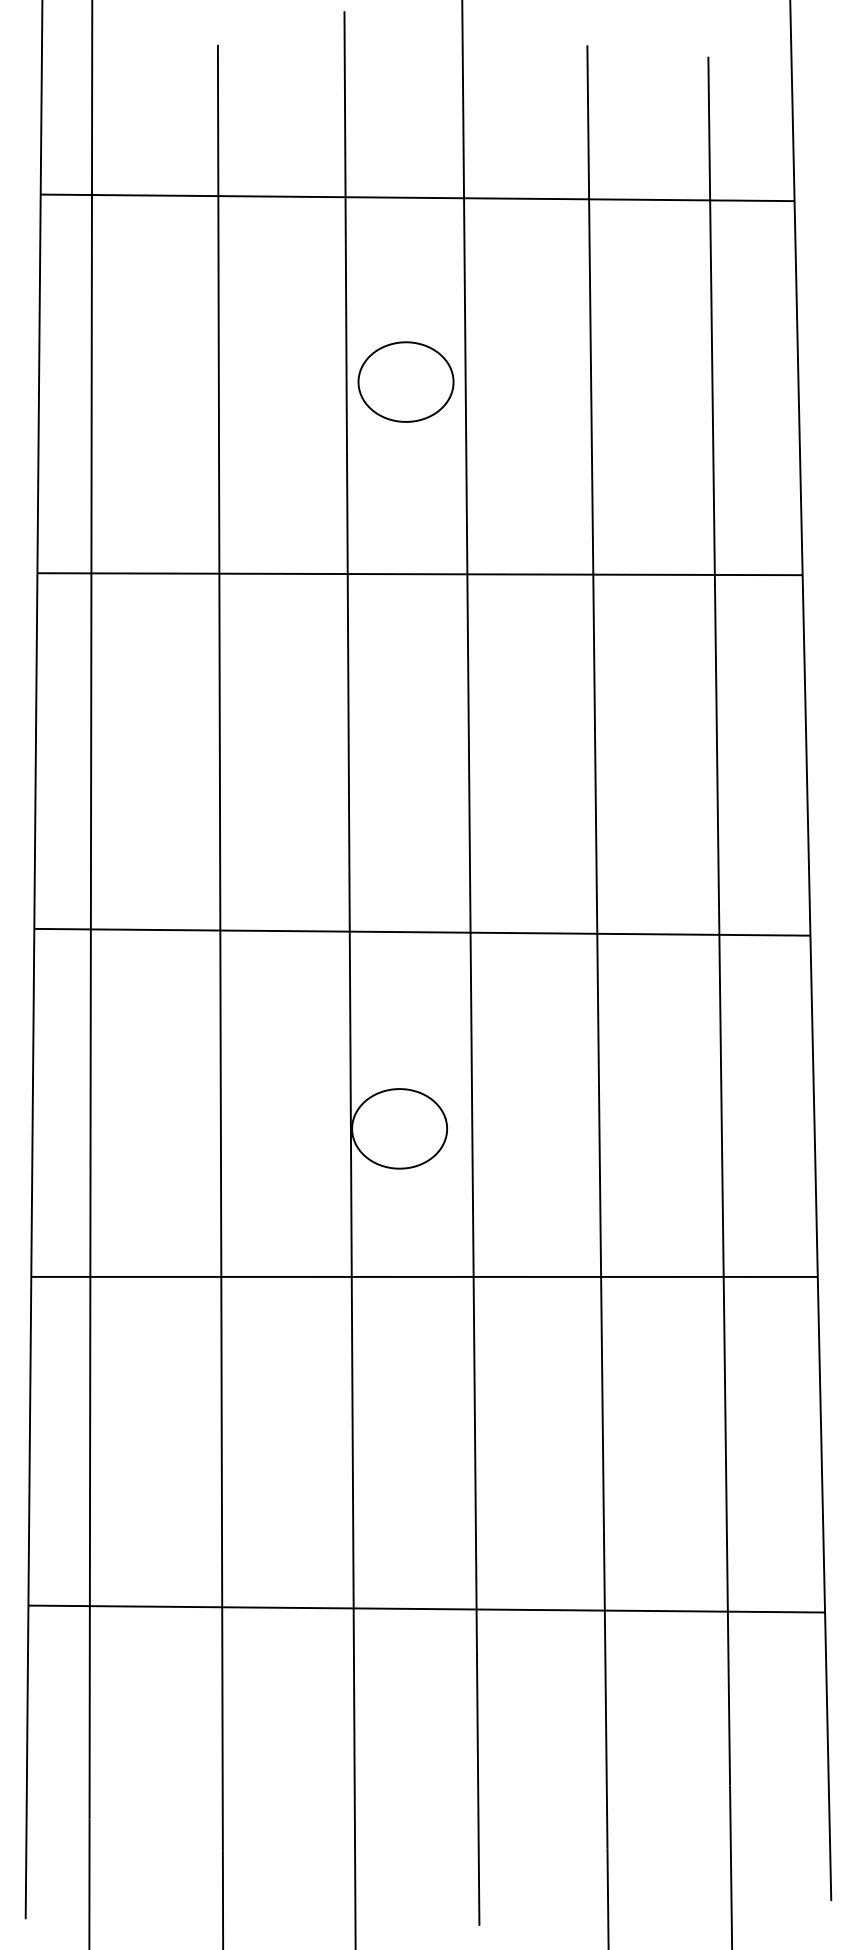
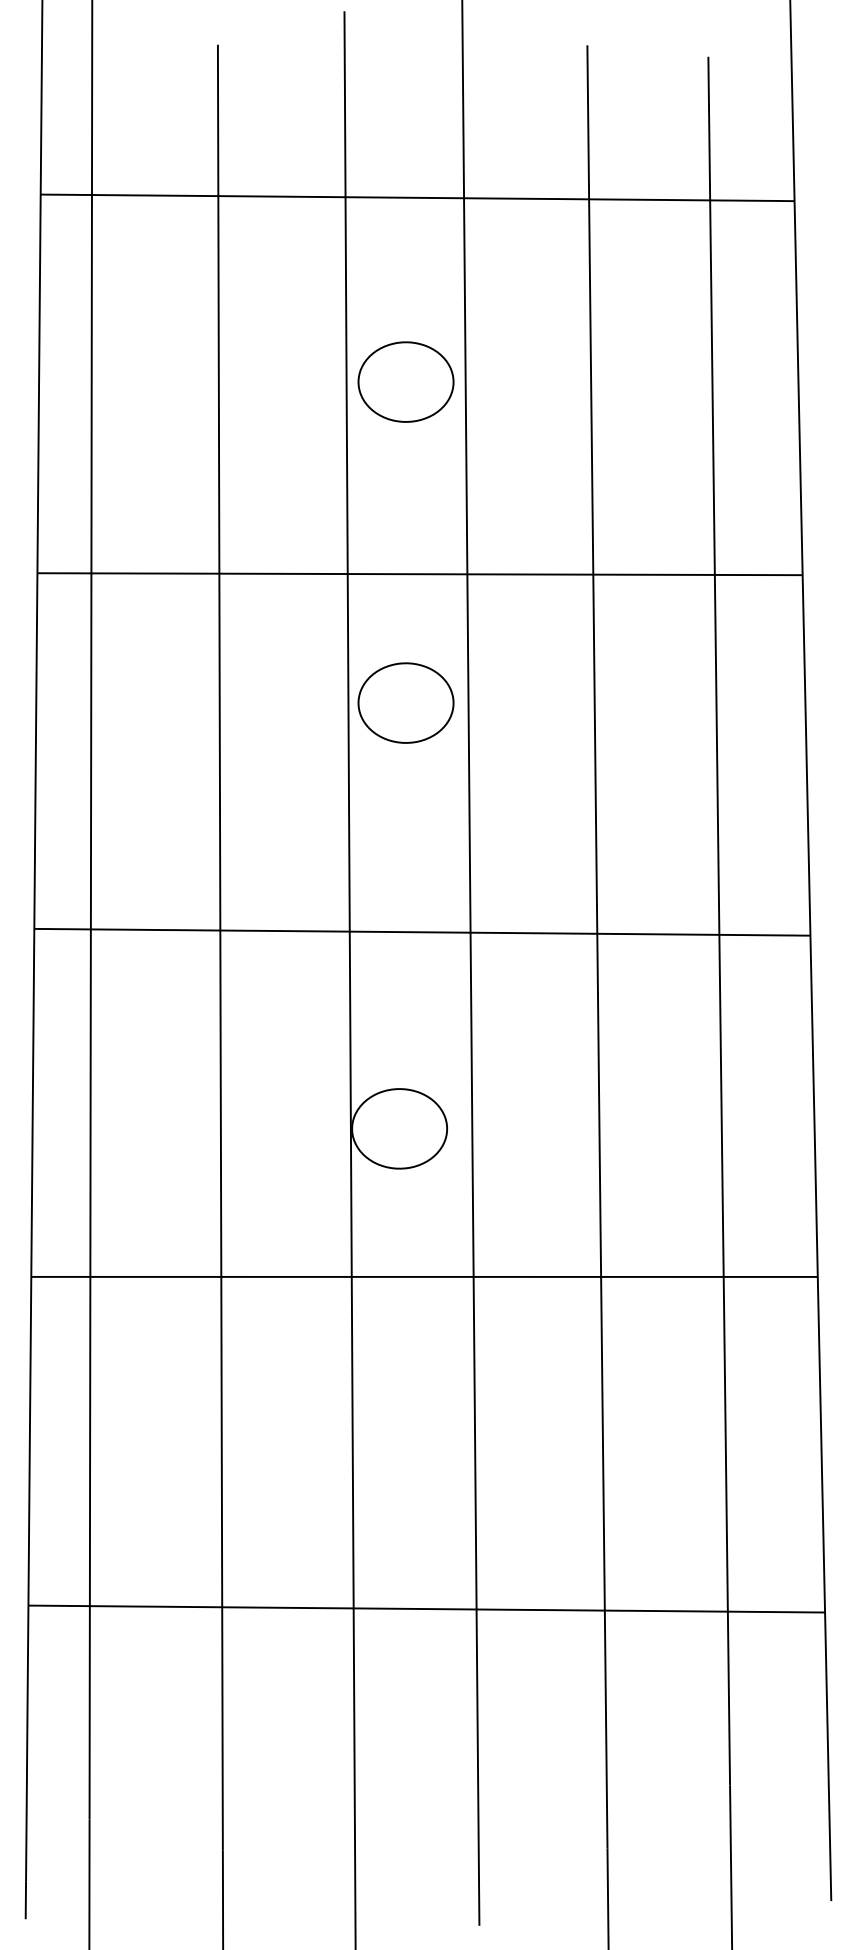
part: none -> present (405, 702)
